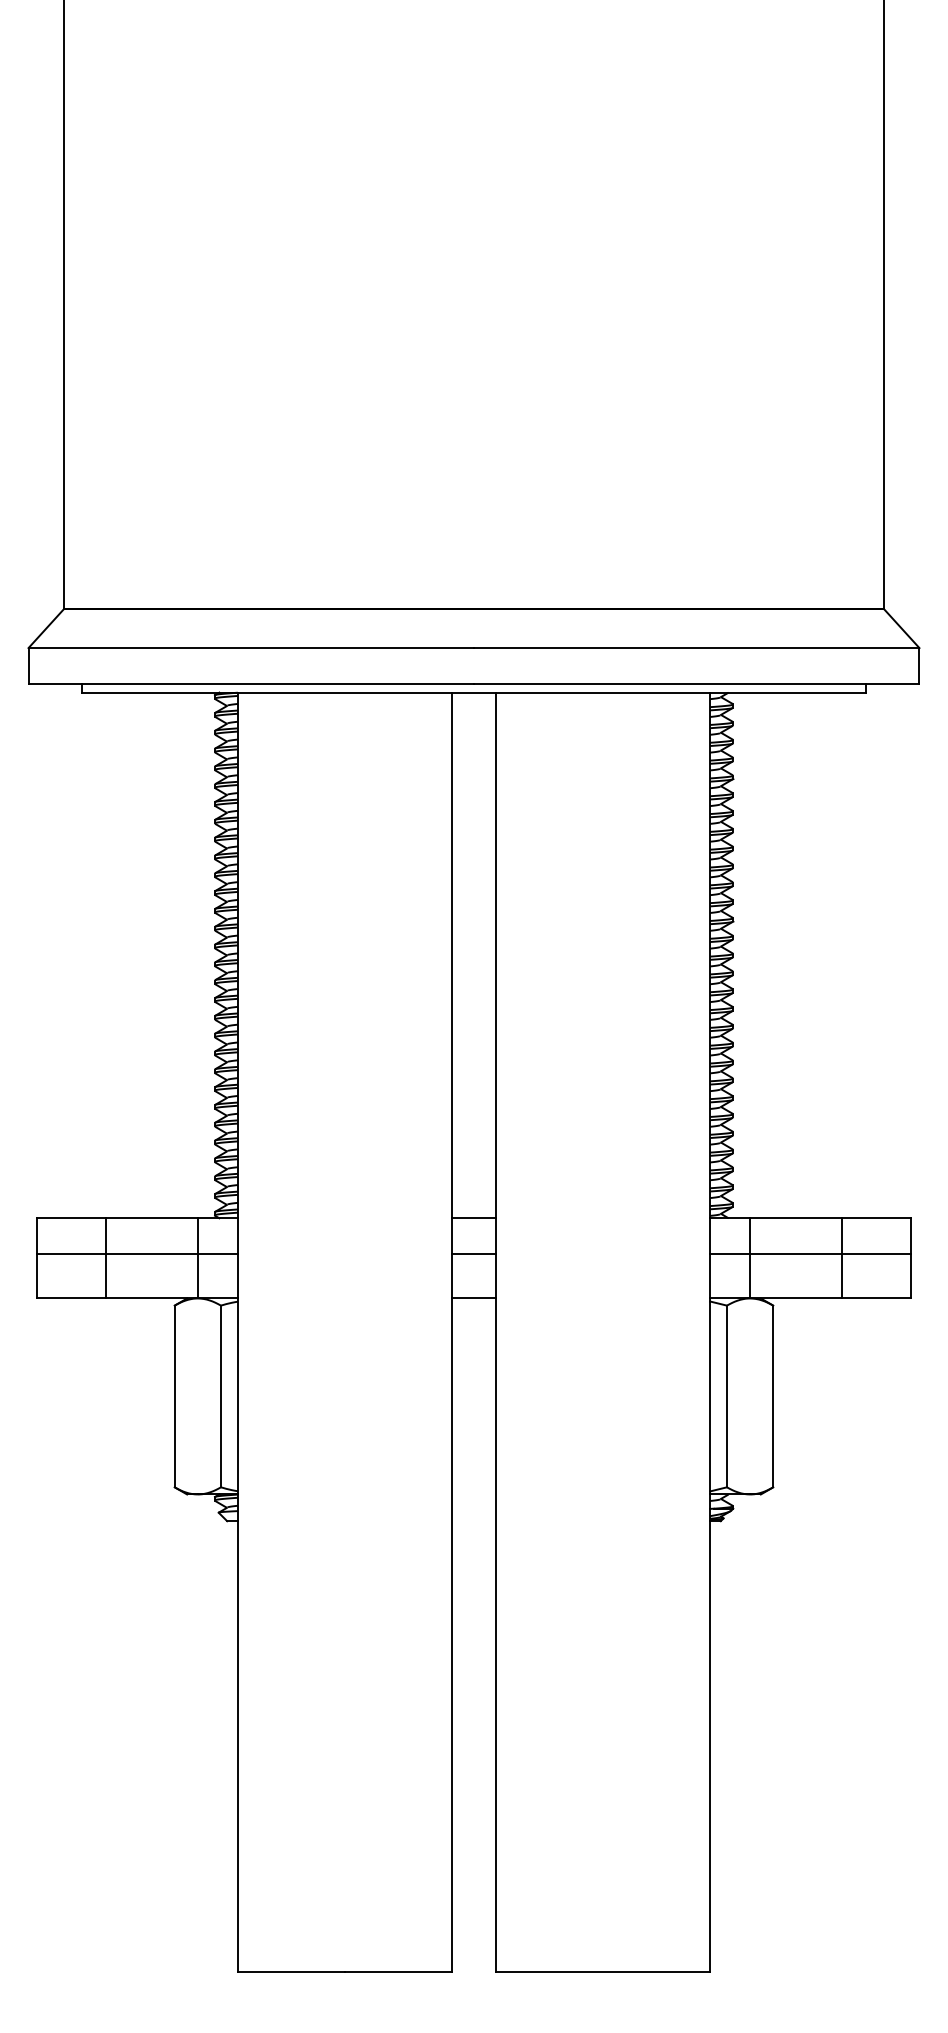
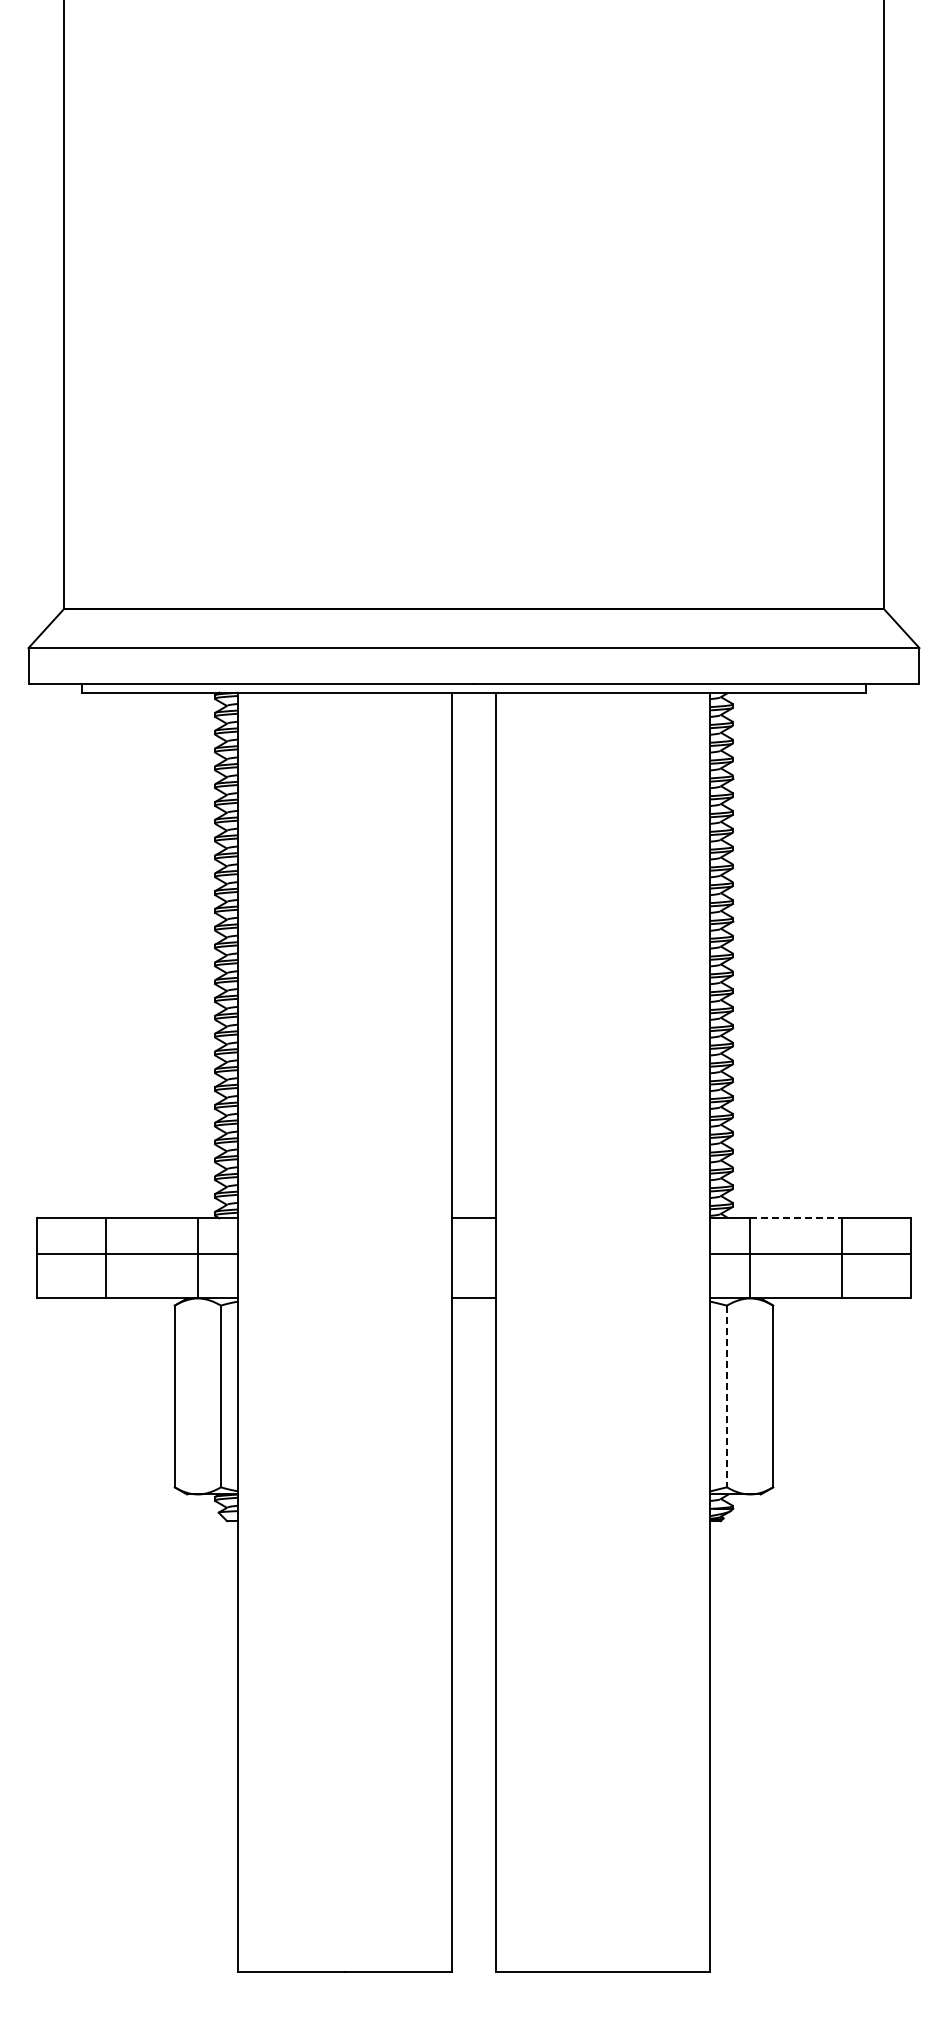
line: solid -> dashed (795, 1218)
line: present -> none (473, 1253)
line: solid -> dashed (726, 1396)
